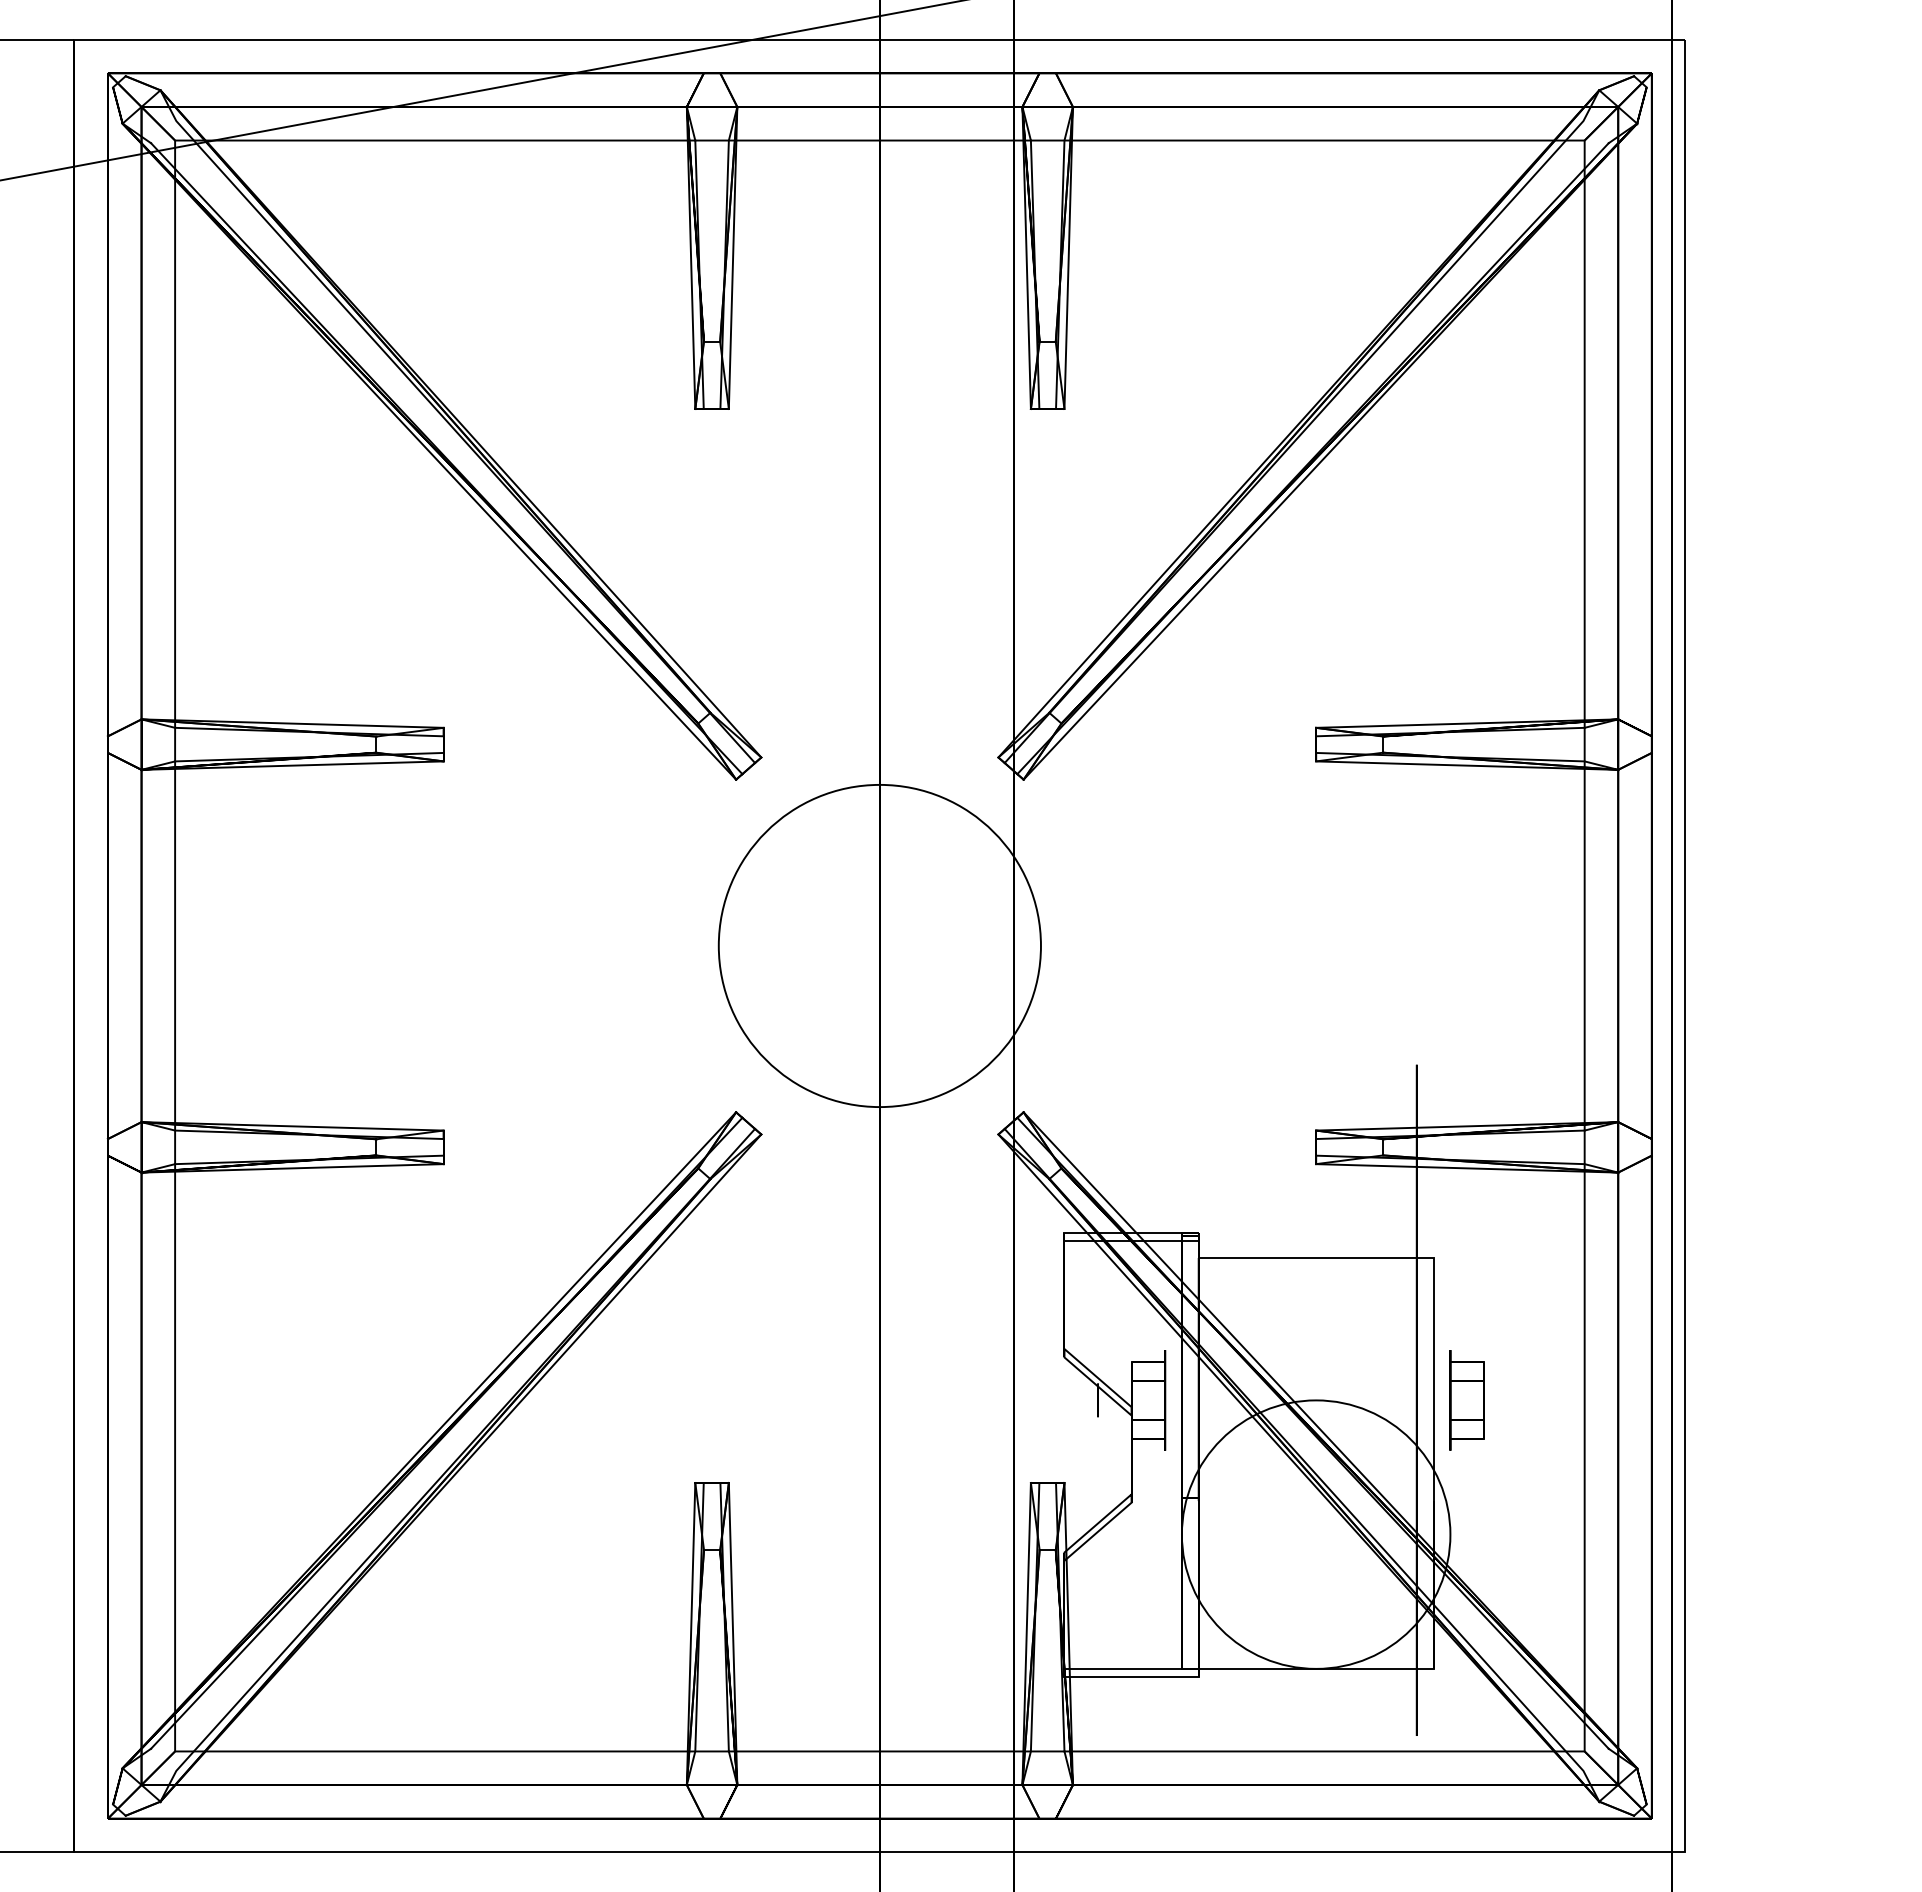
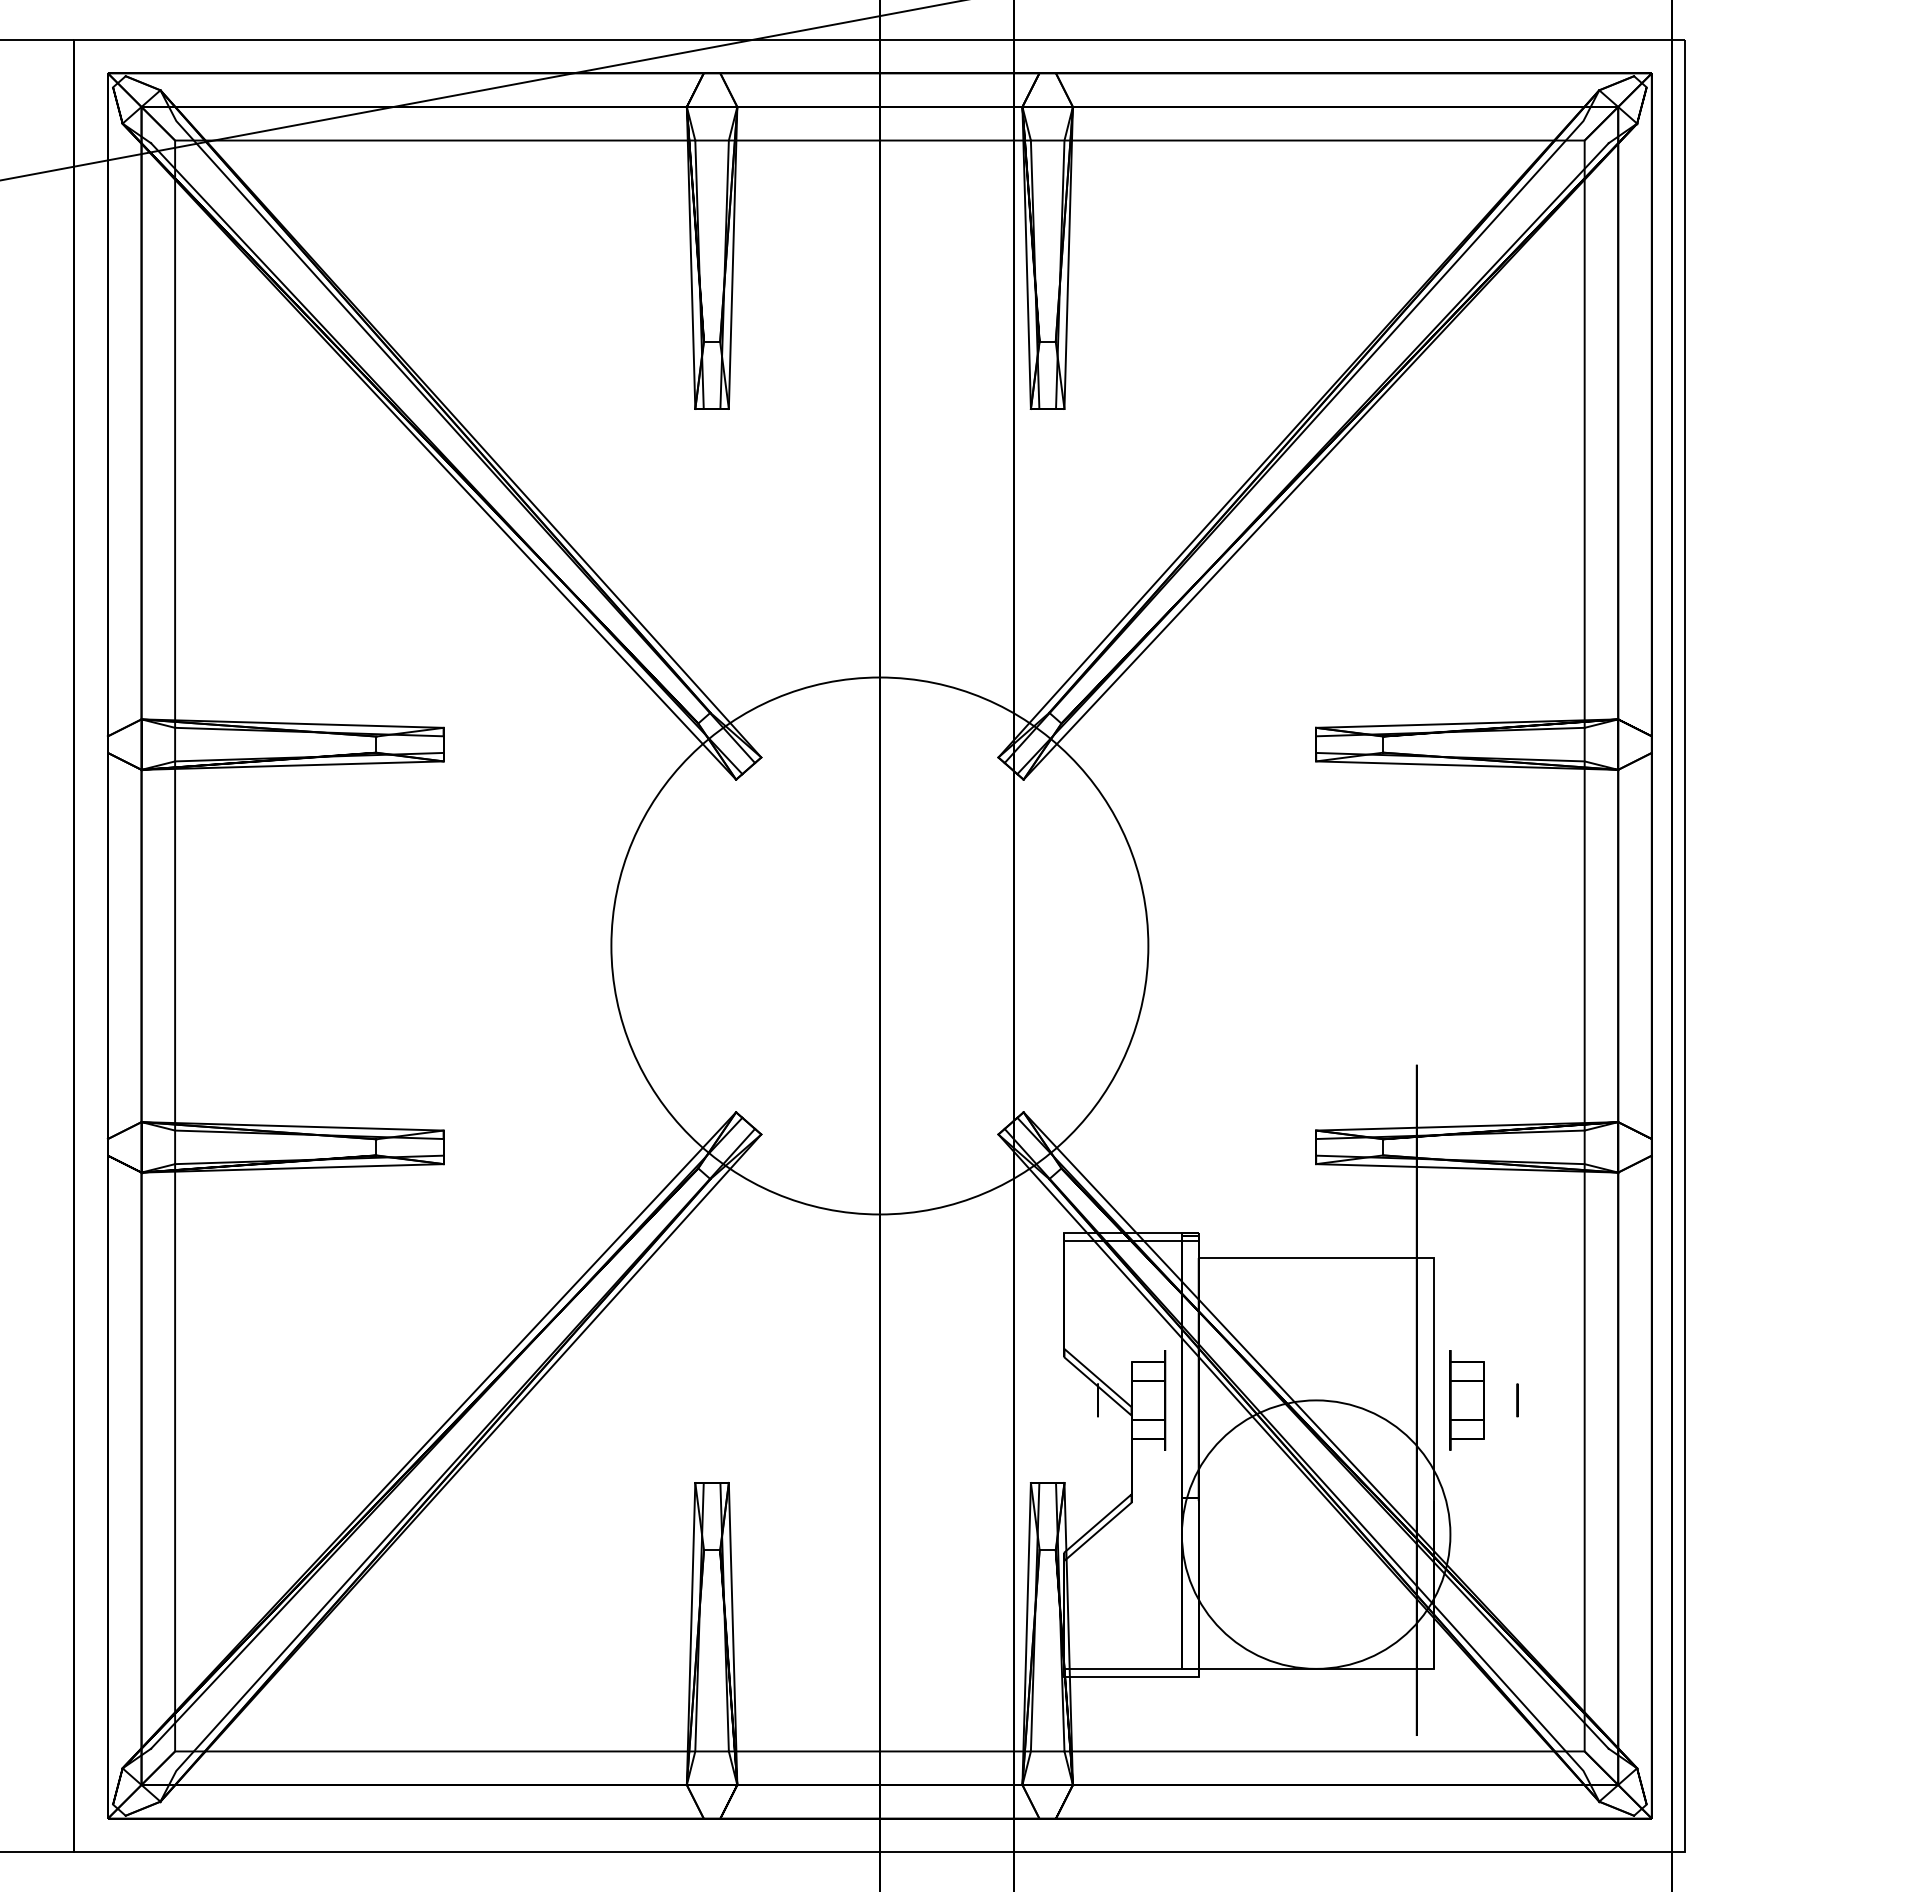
circle diameter: 322 px -> 537 px (879, 945)
circle: none -> present (1517, 1400)
